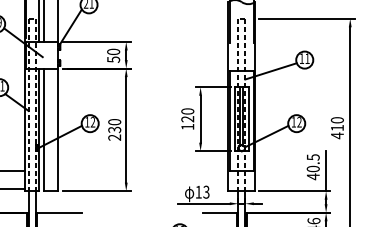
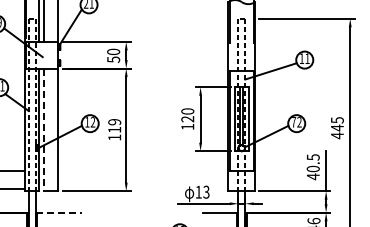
text: 12 -> 72 (294, 122)
text: 410 -> 445 (336, 124)
text: 230 -> 119 (114, 129)
line: solid -> dashed (44, 130)
line: solid -> dashed (59, 212)
